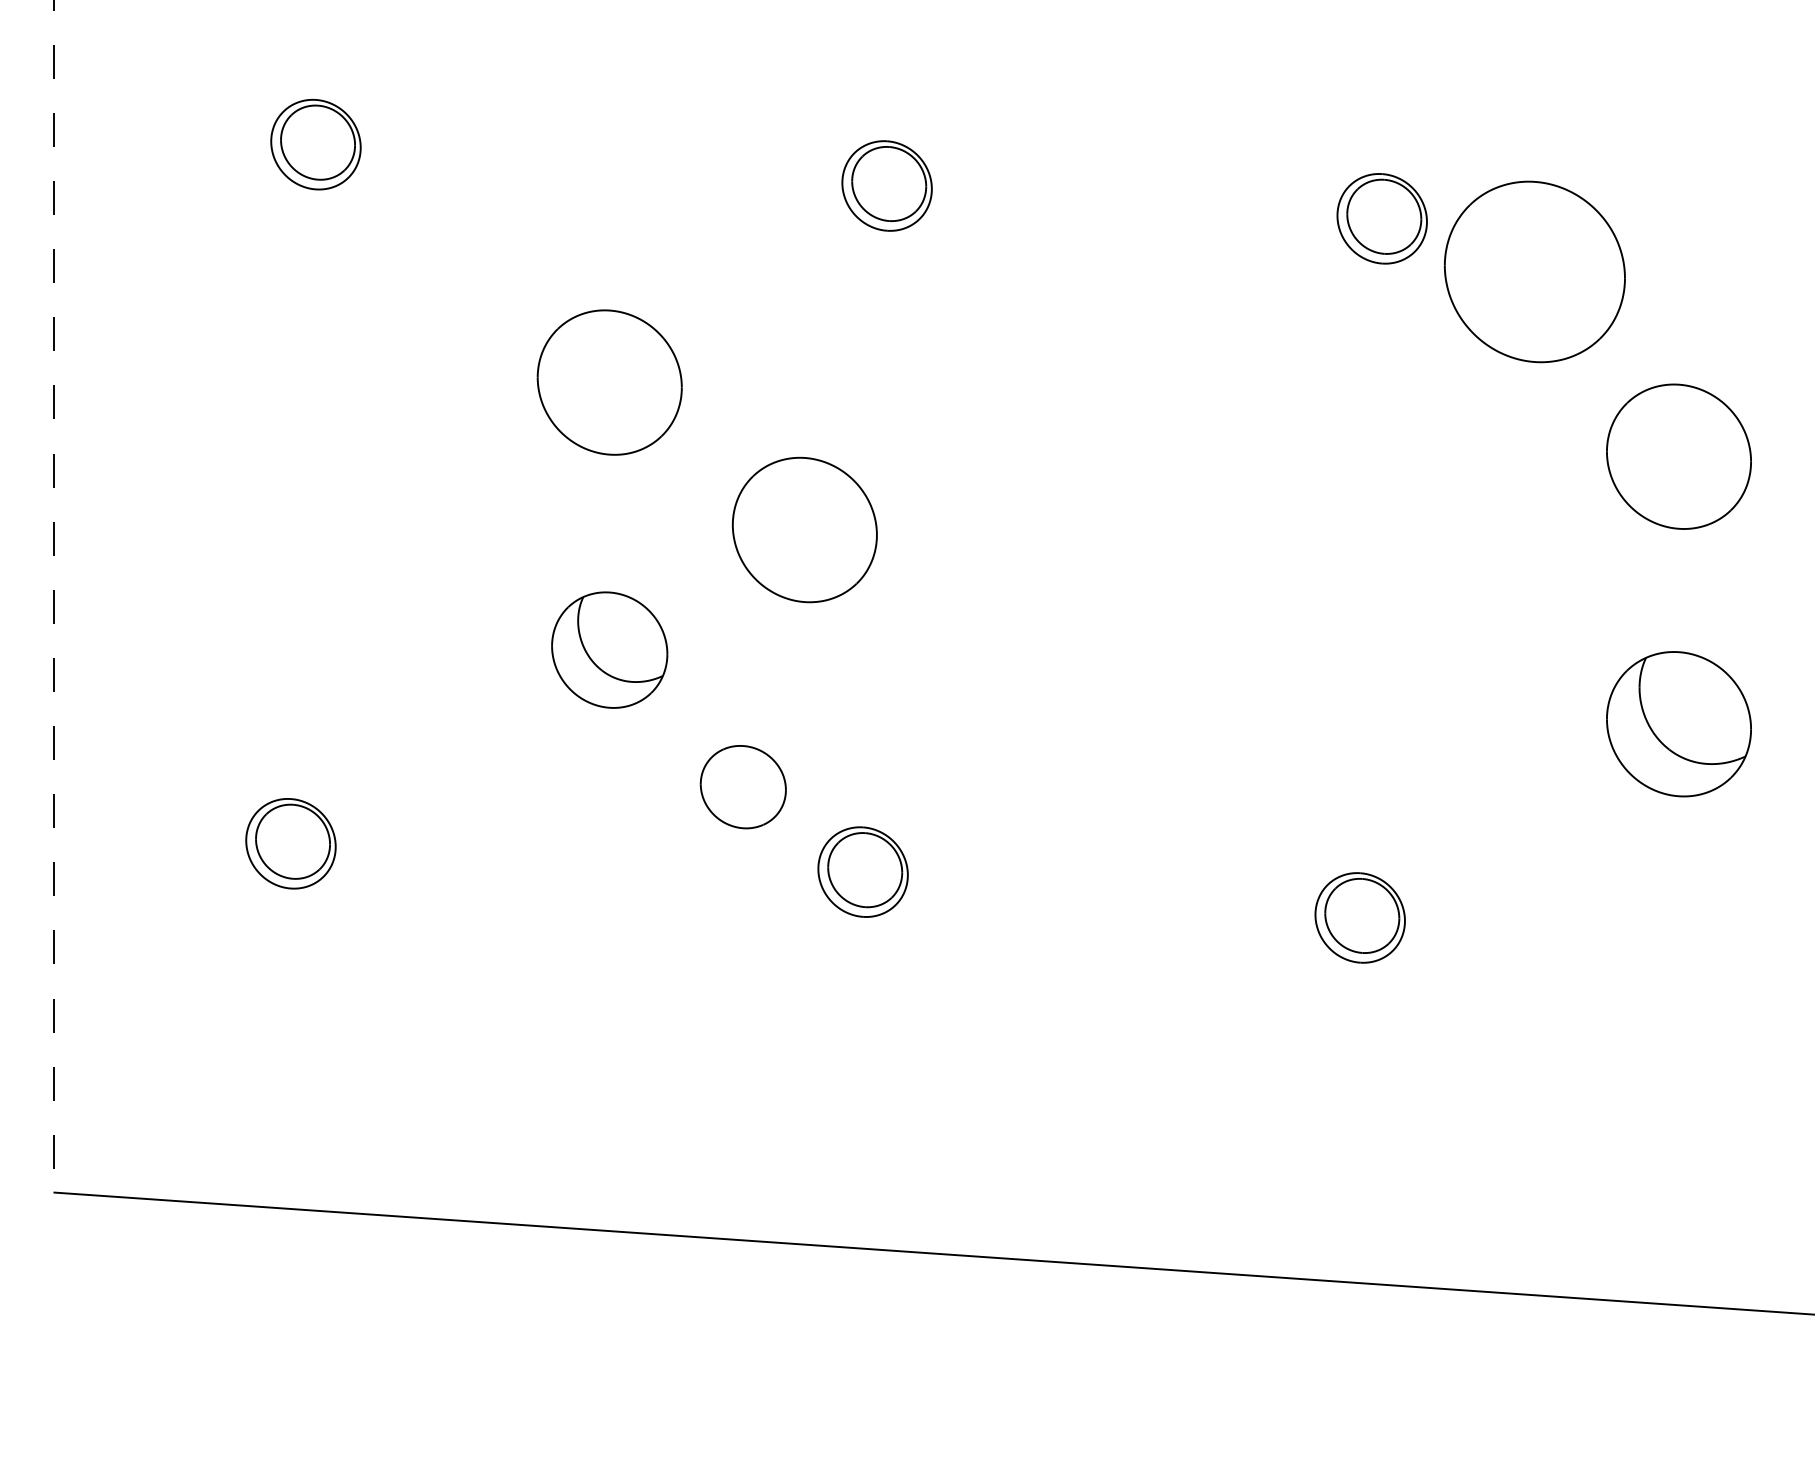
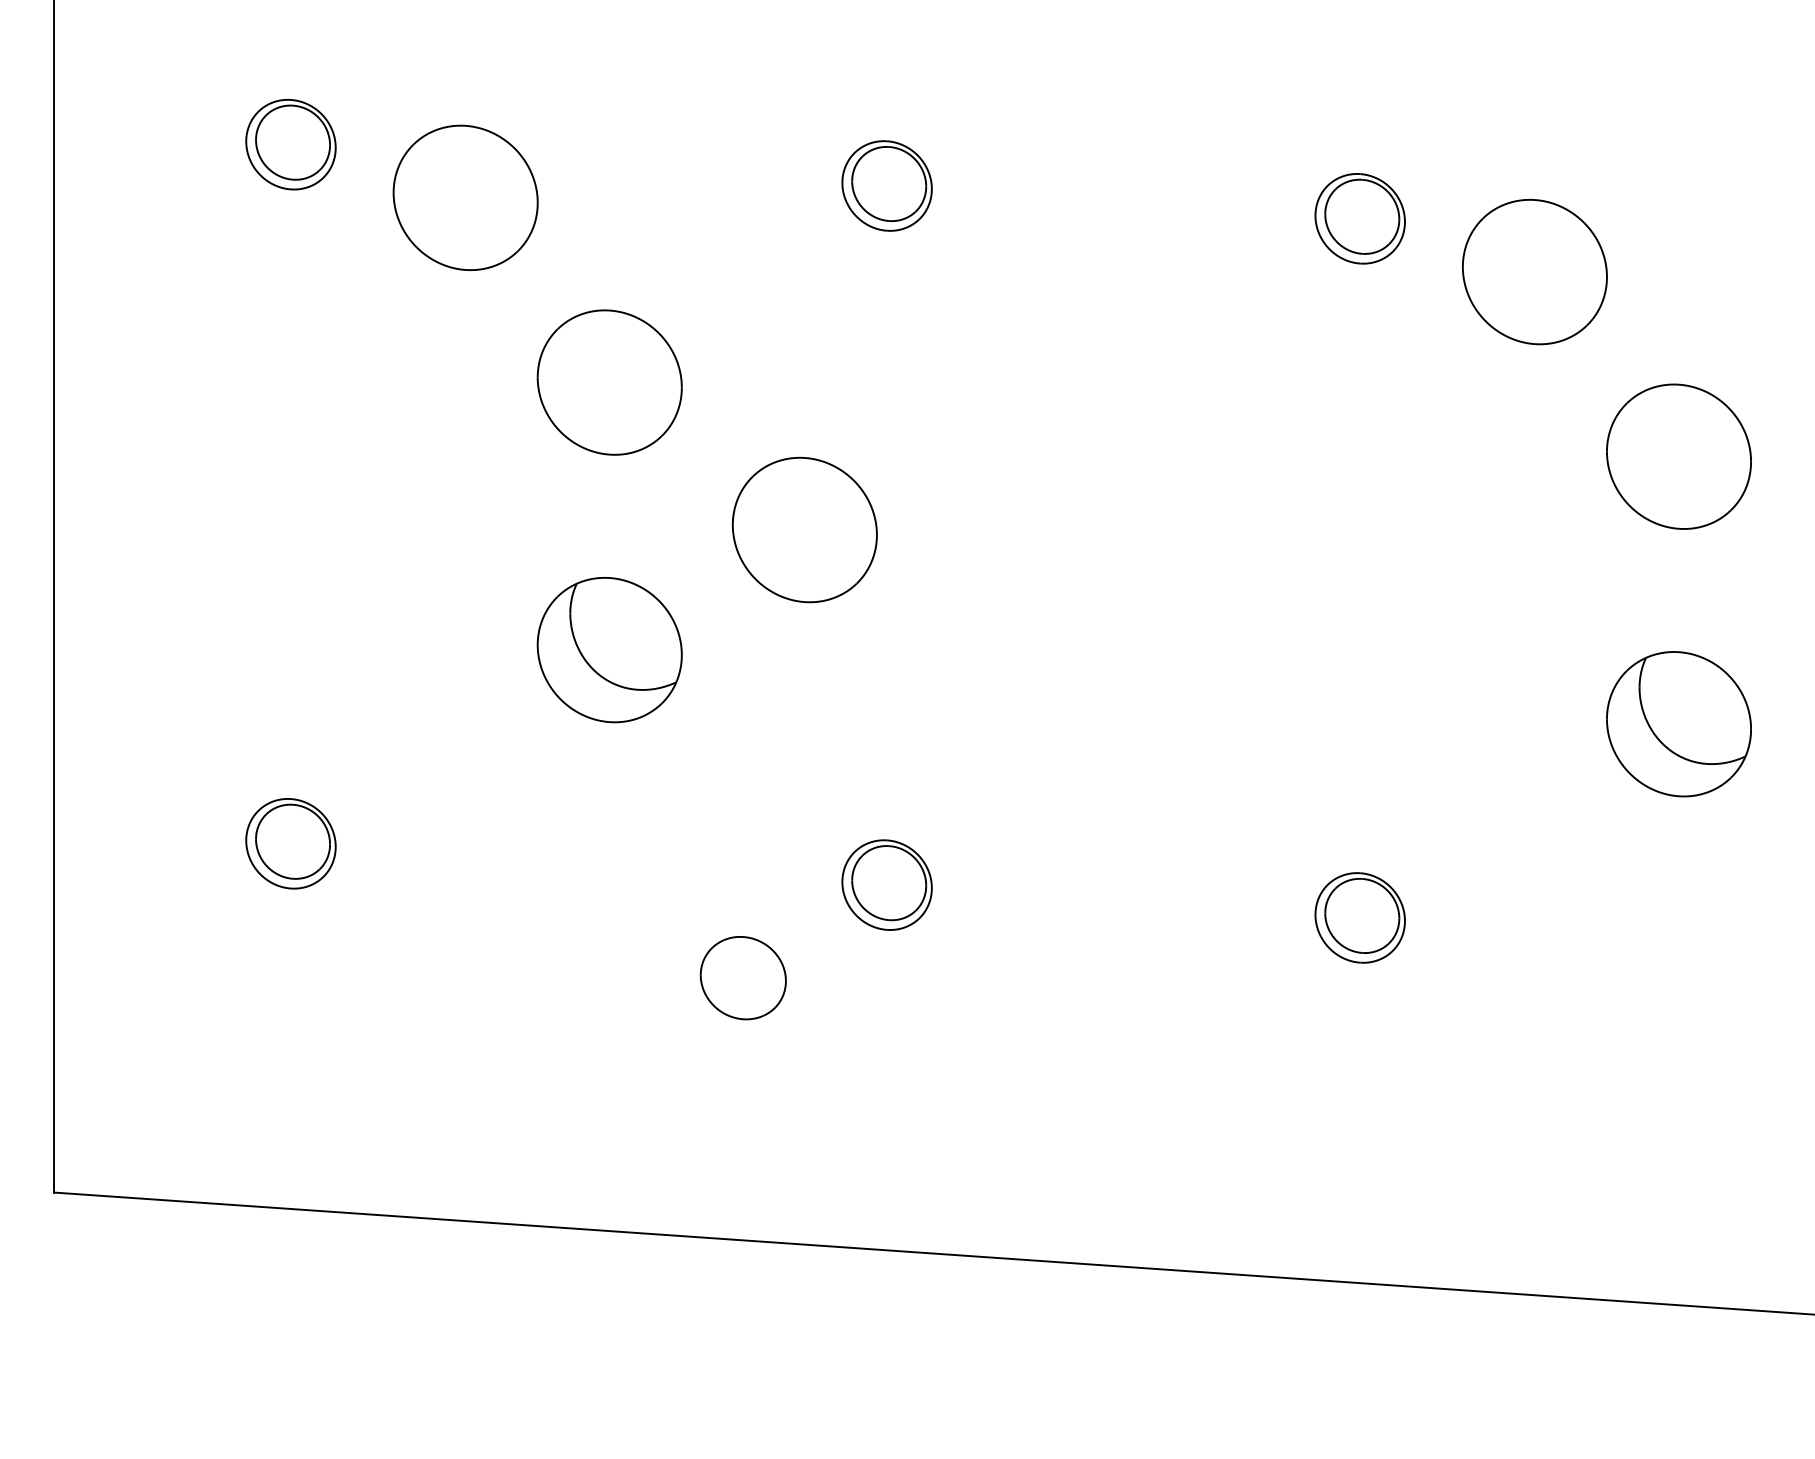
part position: (315, 144) -> (290, 144) (290, 144)
part: none -> present (465, 197)
part position: (1381, 218) -> (1359, 218) (1359, 218)
part size: 182x184 px -> 146x147 px (1534, 272)
line: dashed -> solid (54, 596)
part size: 118x118 px -> 147x147 px (609, 650)
part position: (742, 787) -> (742, 978) (742, 978)
part position: (862, 871) -> (886, 884) (886, 884)
